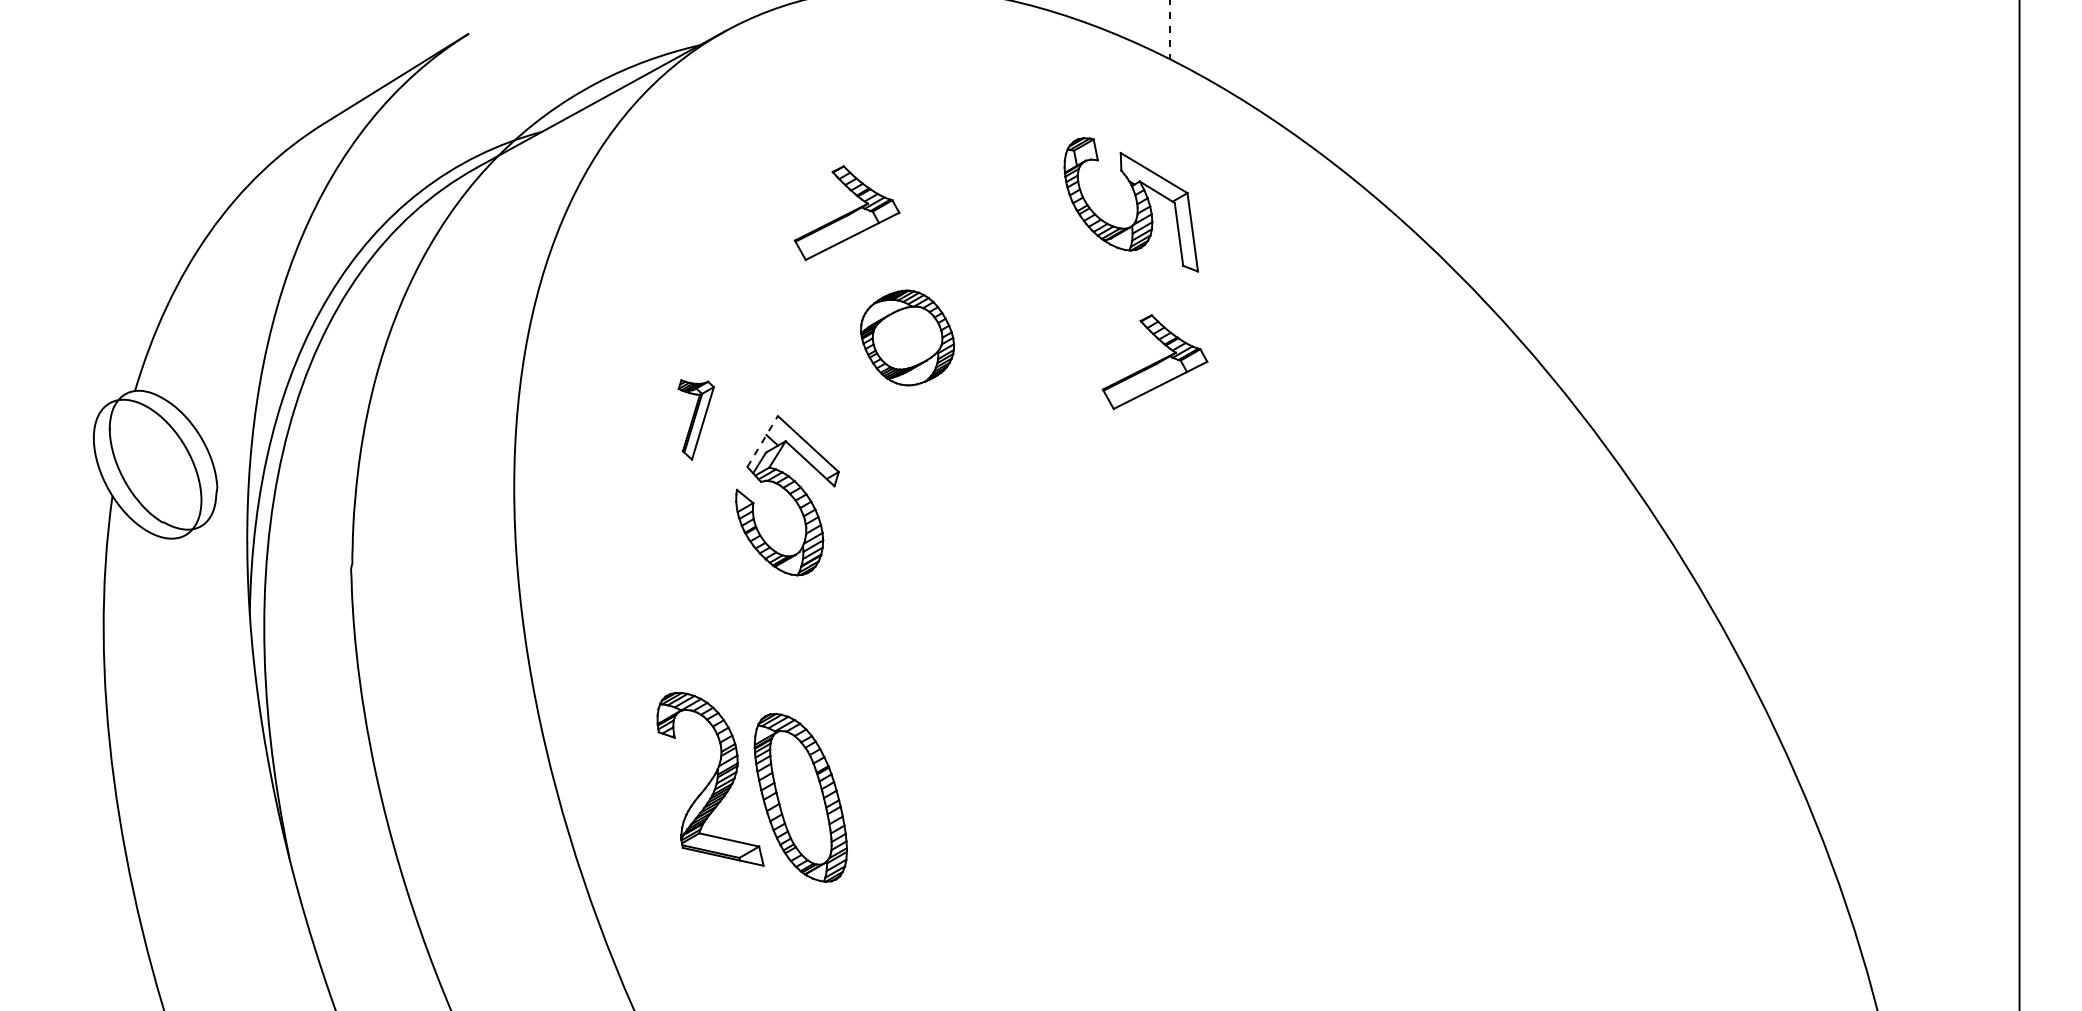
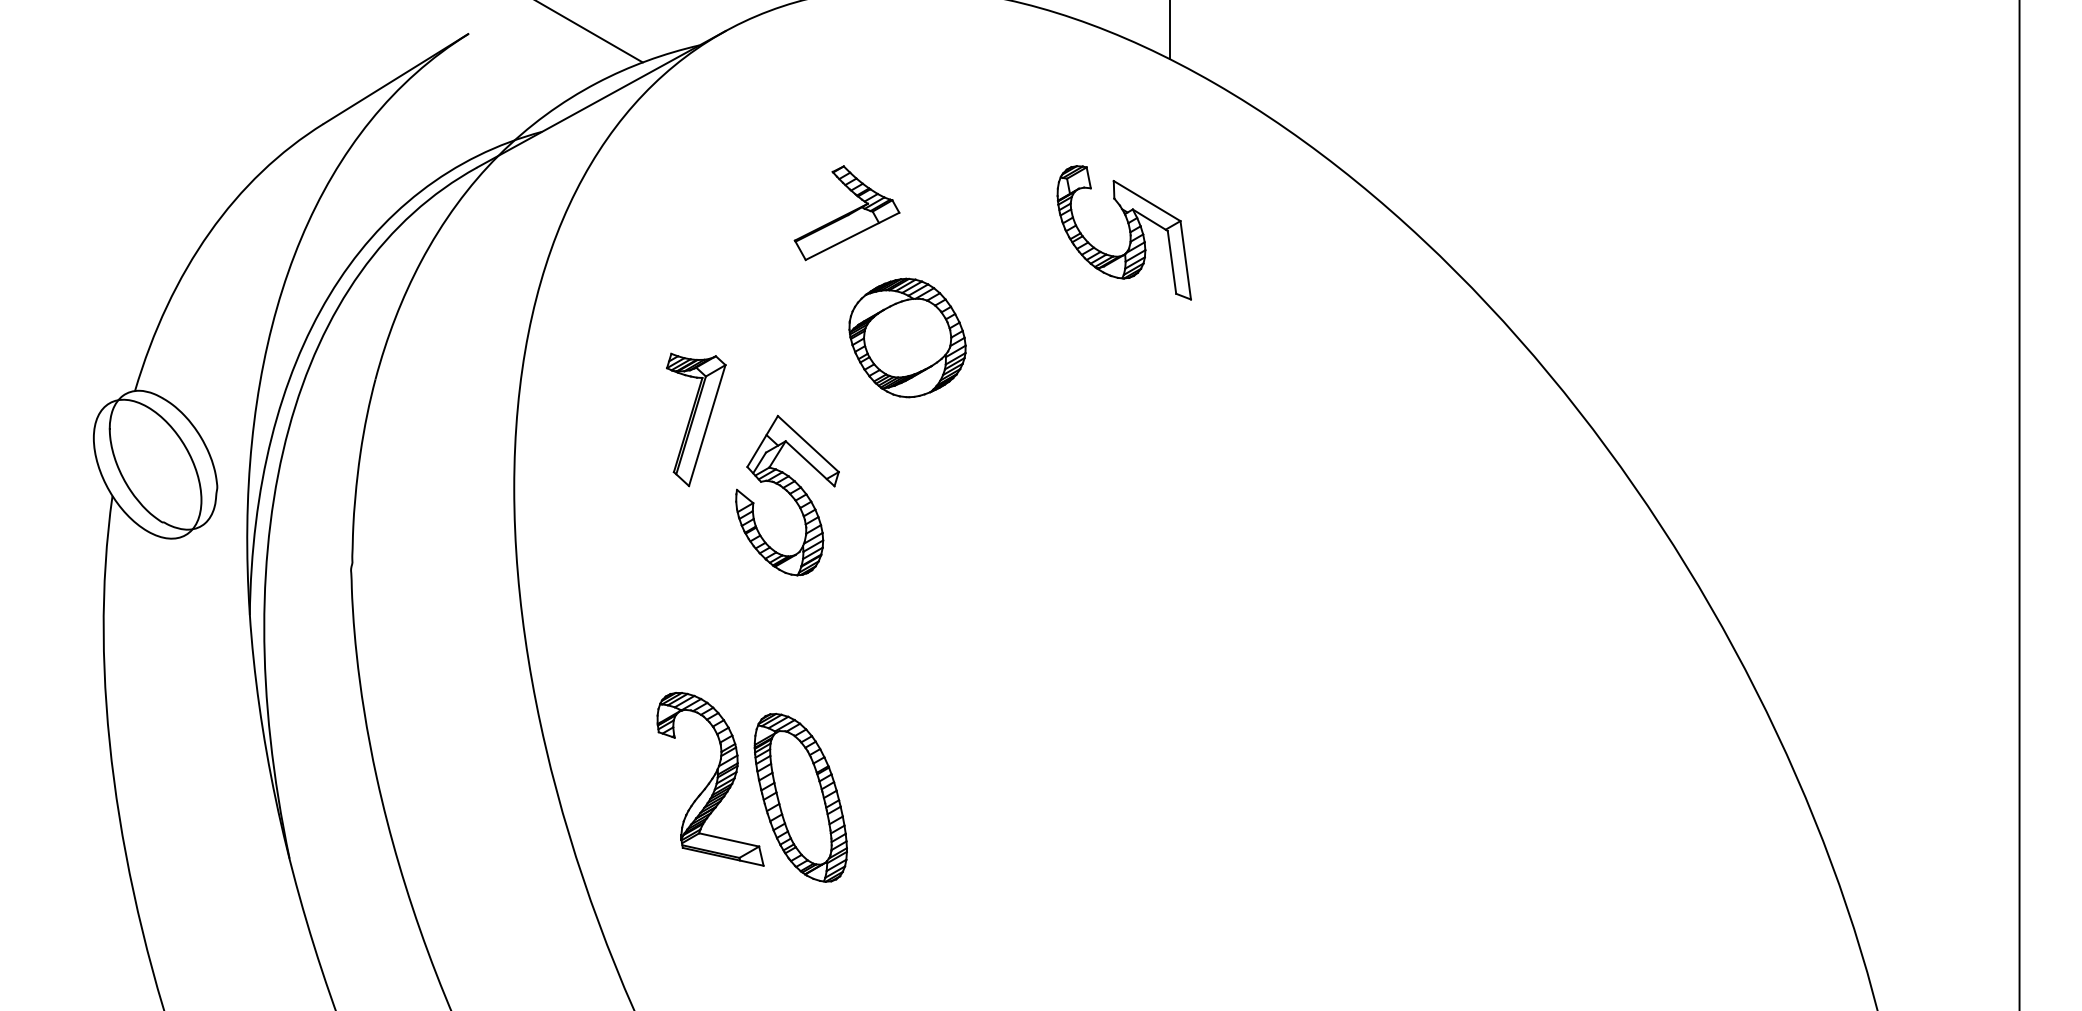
line: dashed -> solid (1170, 29)
line: none -> present (590, 32)
part position: (1130, 204) -> (1123, 232) (1123, 232)
part size: 96x98 px -> 119x122 px (907, 337)
part: present -> none (1154, 362)
part size: 38x82 px -> 61x136 px (696, 419)
line: dashed -> solid (762, 441)
